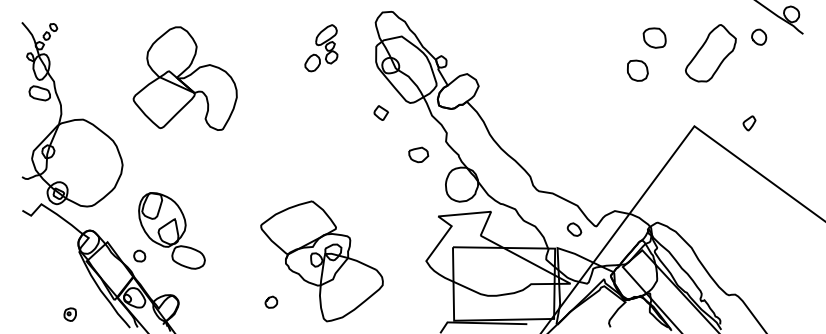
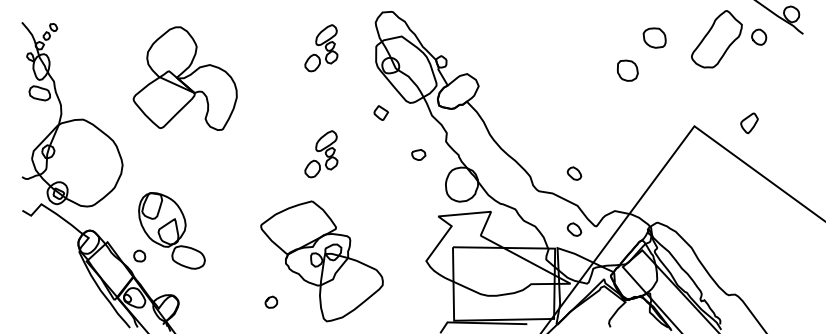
part position: (710, 53) -> (716, 39) (716, 39)
part position: (637, 70) -> (627, 70) (627, 70)
part size: 15x17 px -> 19x23 px (749, 123)
part: none -> present (321, 154)
part size: 22x18 px -> 16x12 px (418, 154)
part: none -> present (574, 173)
part: present -> none (69, 314)
